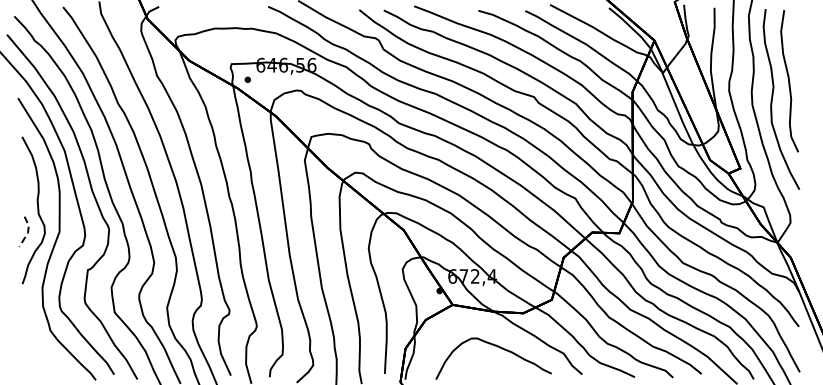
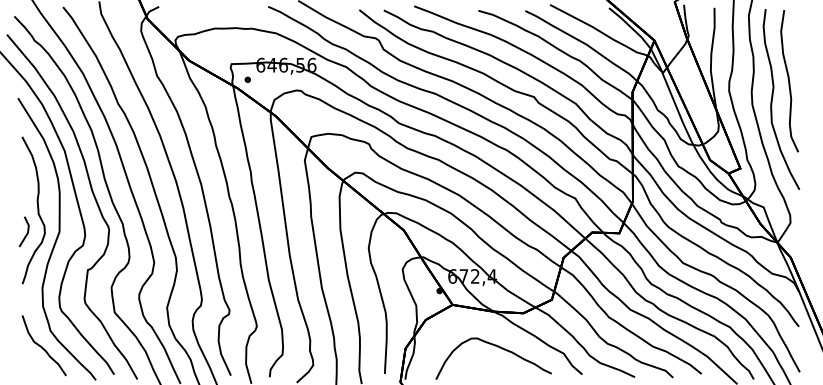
line: dashed -> solid (28, 232)
curve: none -> present (42, 346)
